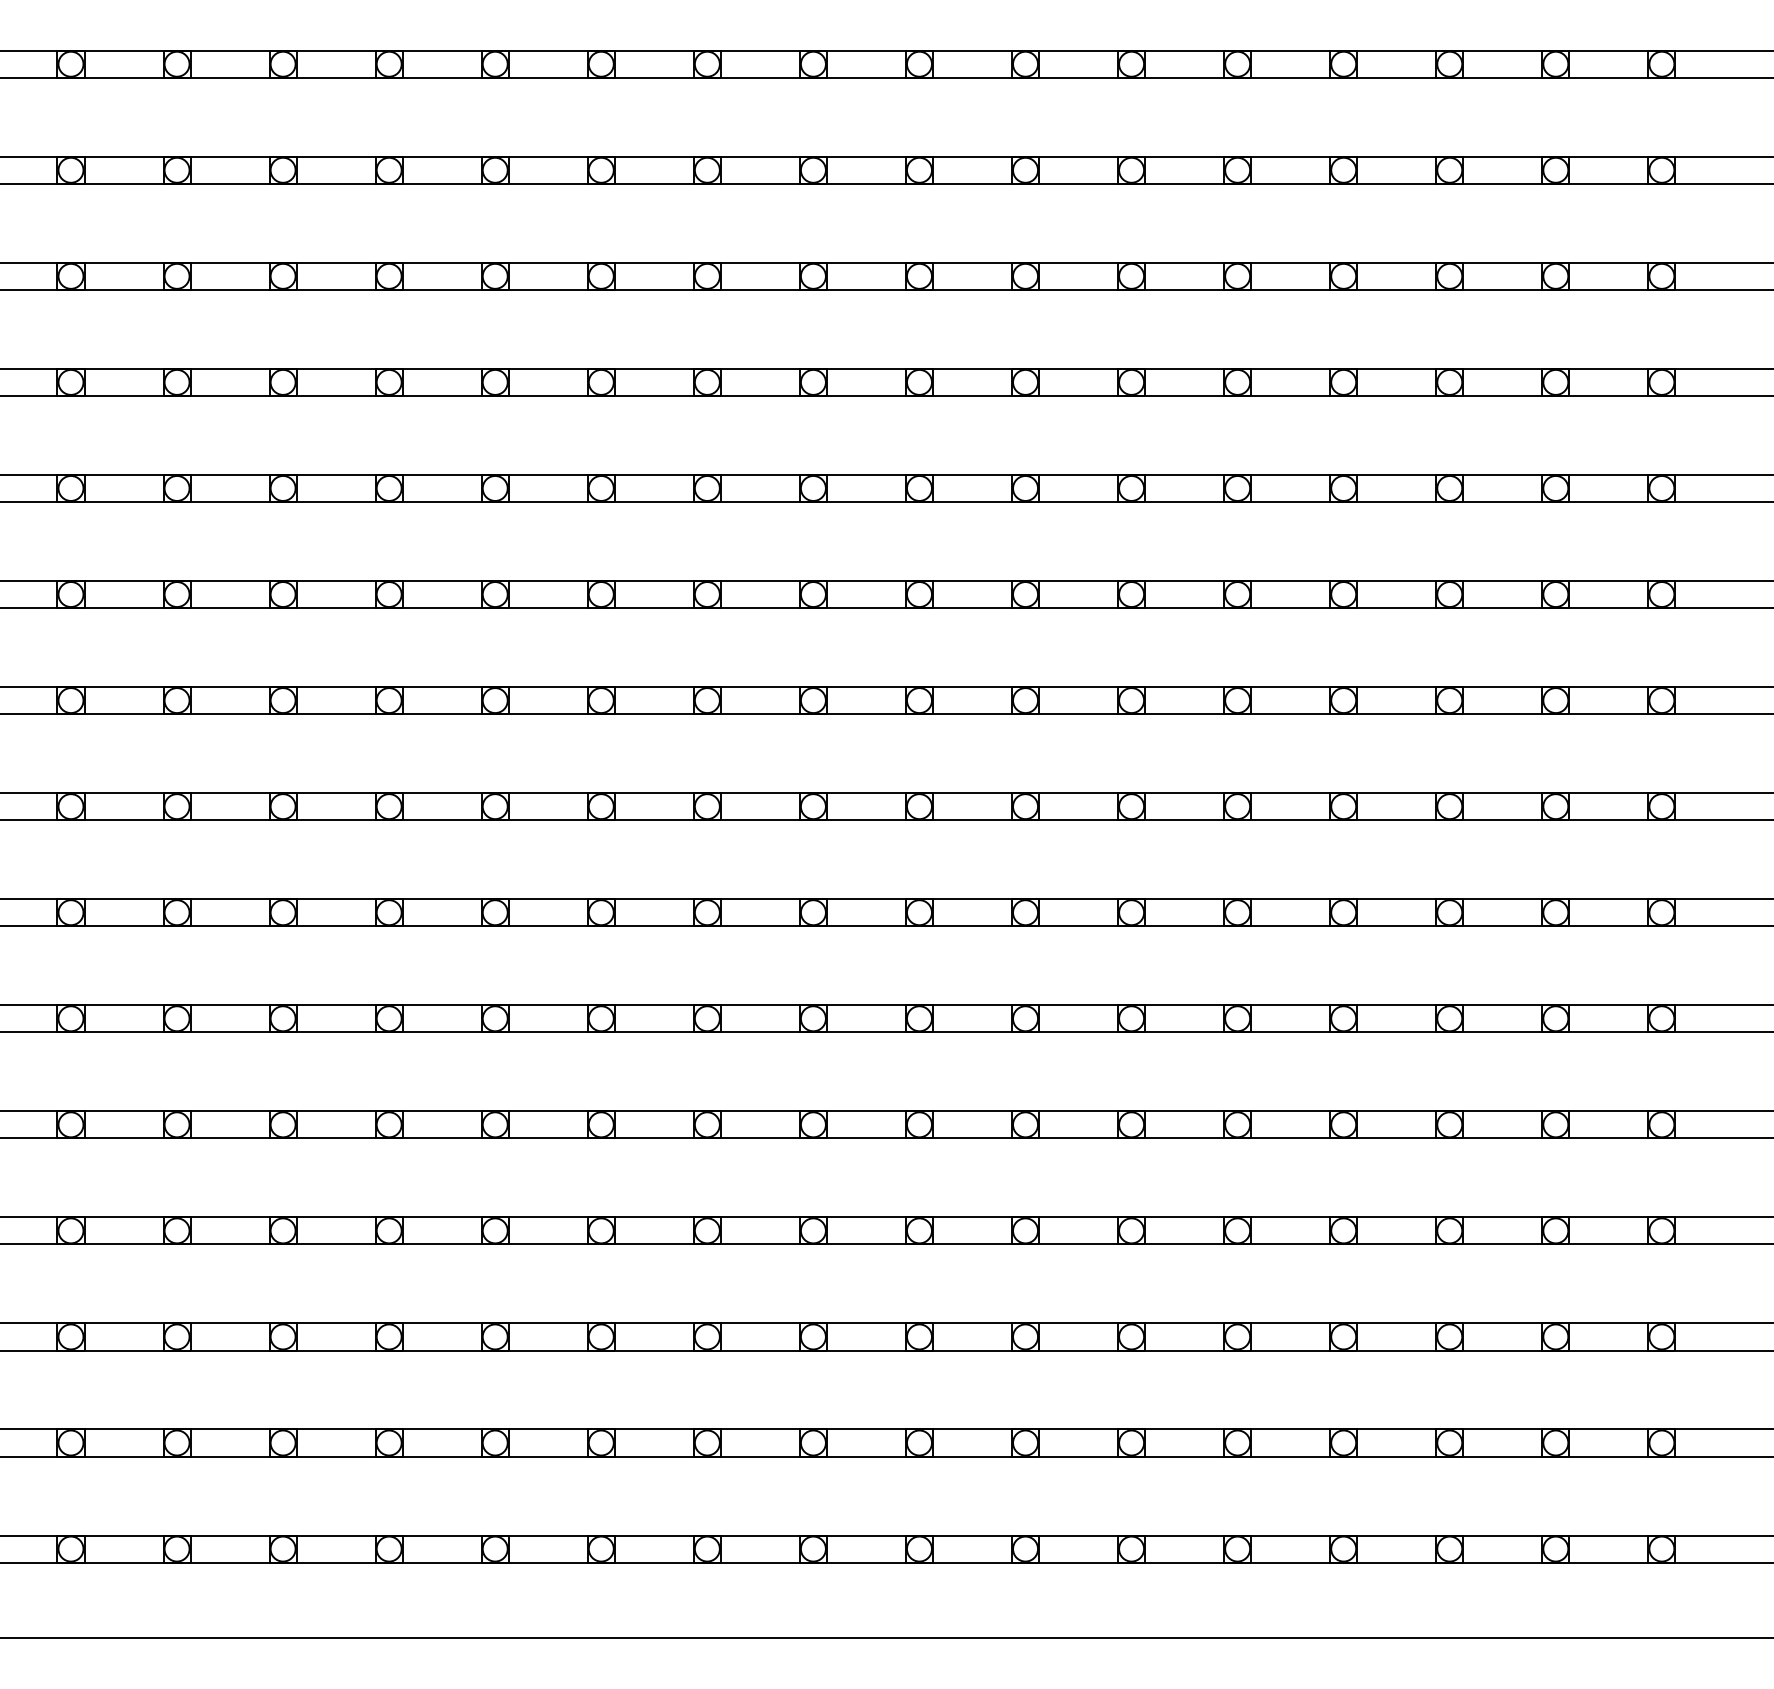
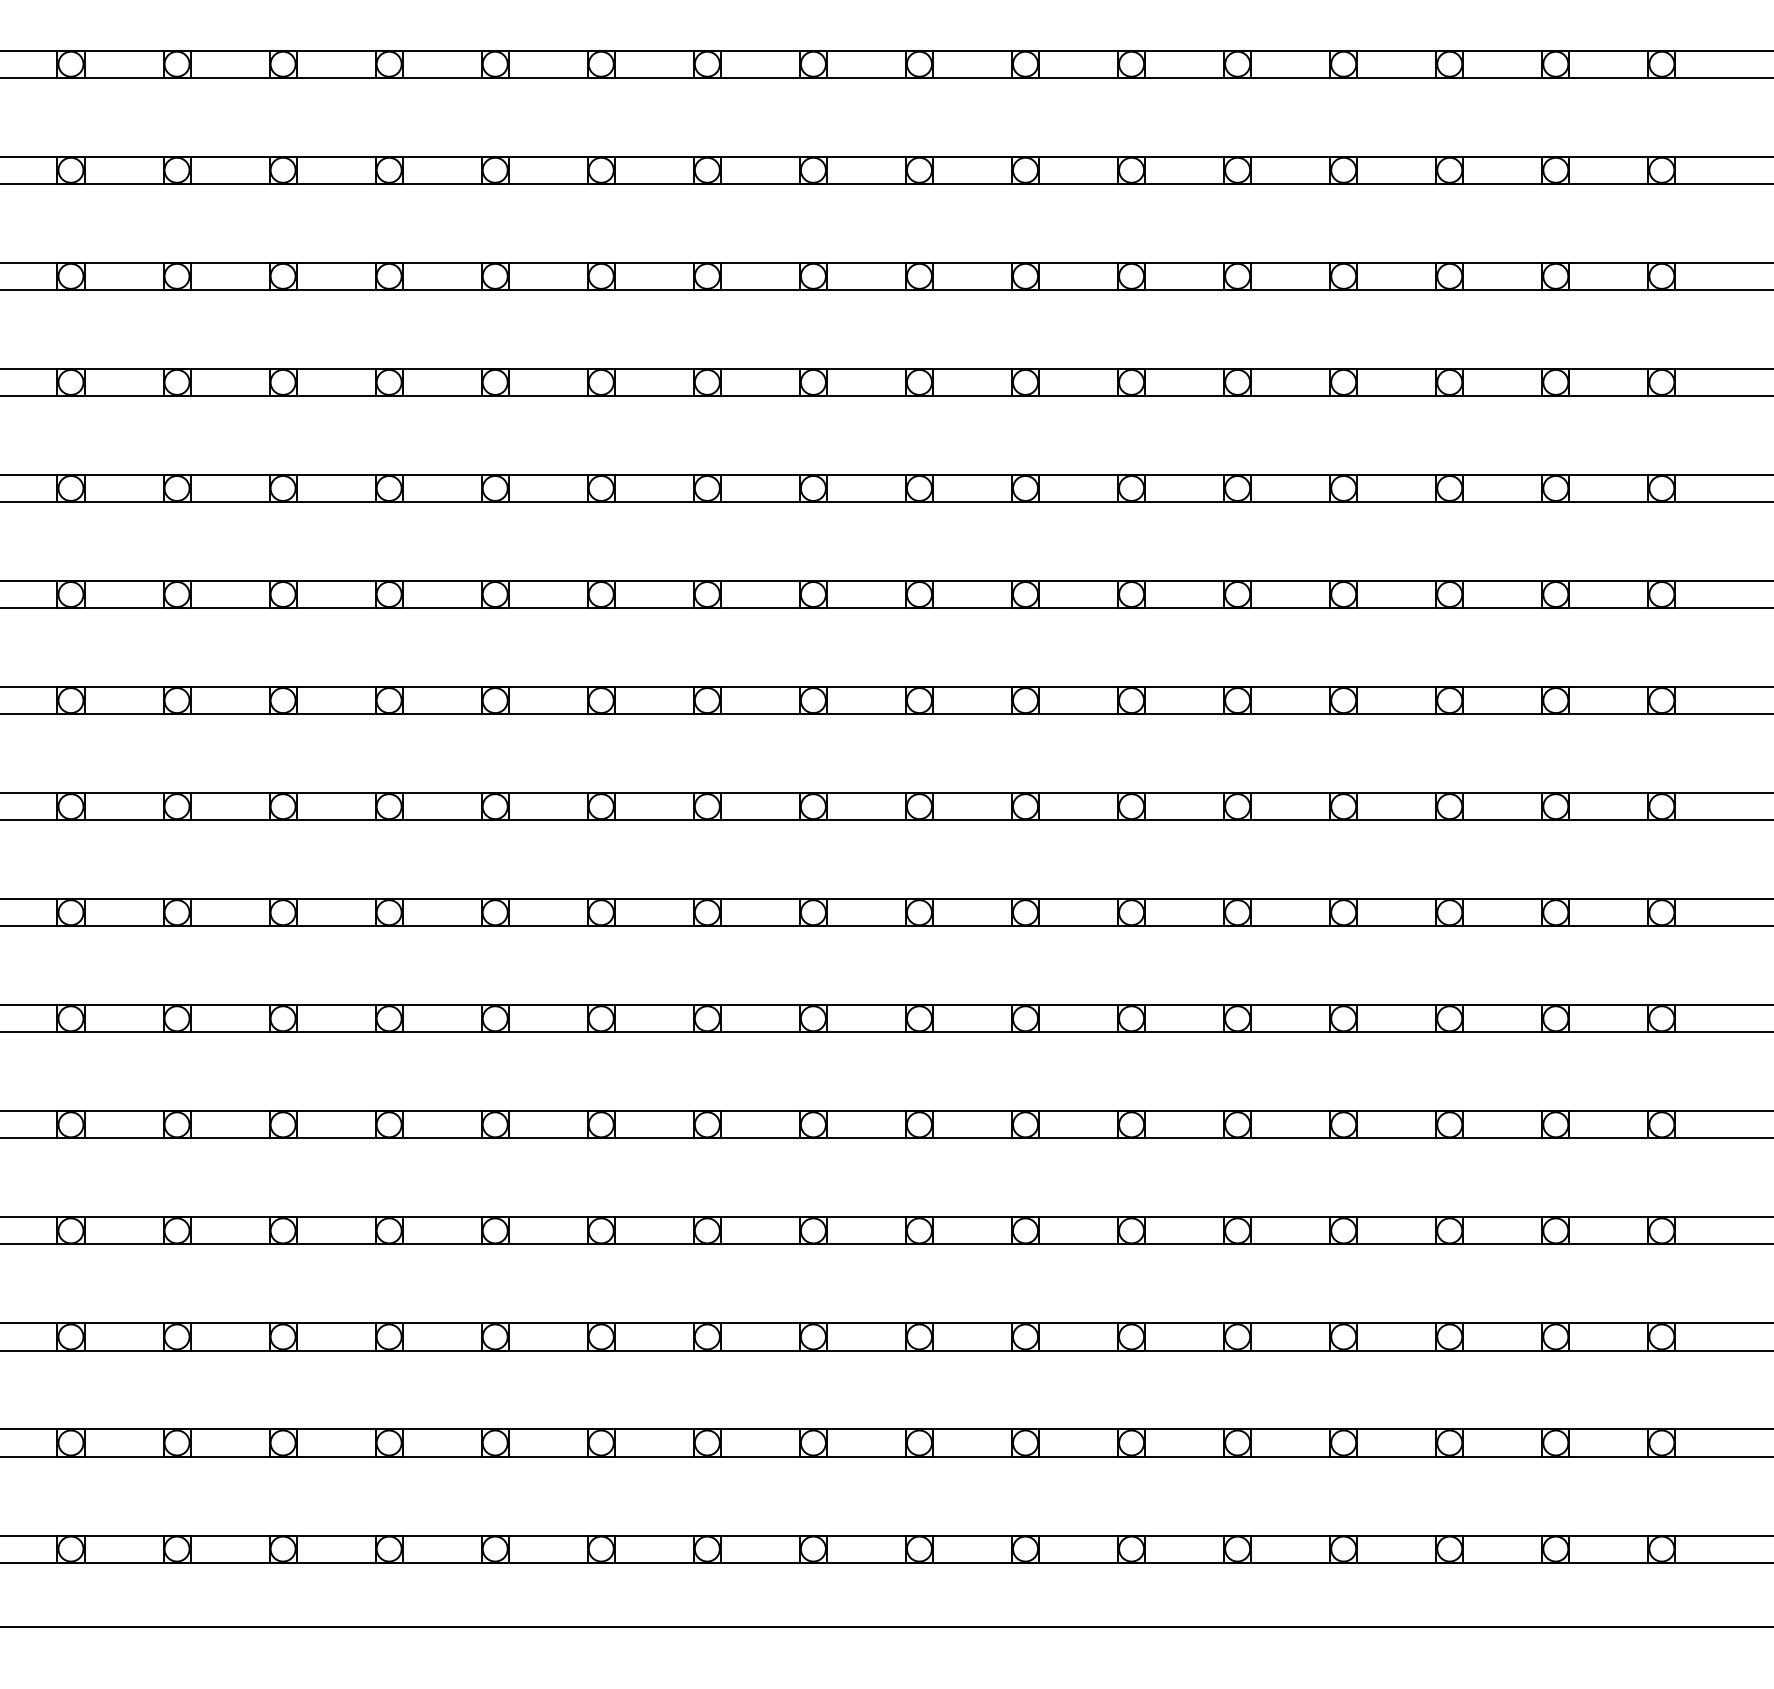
line position: (886, 1638) -> (886, 1627) (886, 1627)
